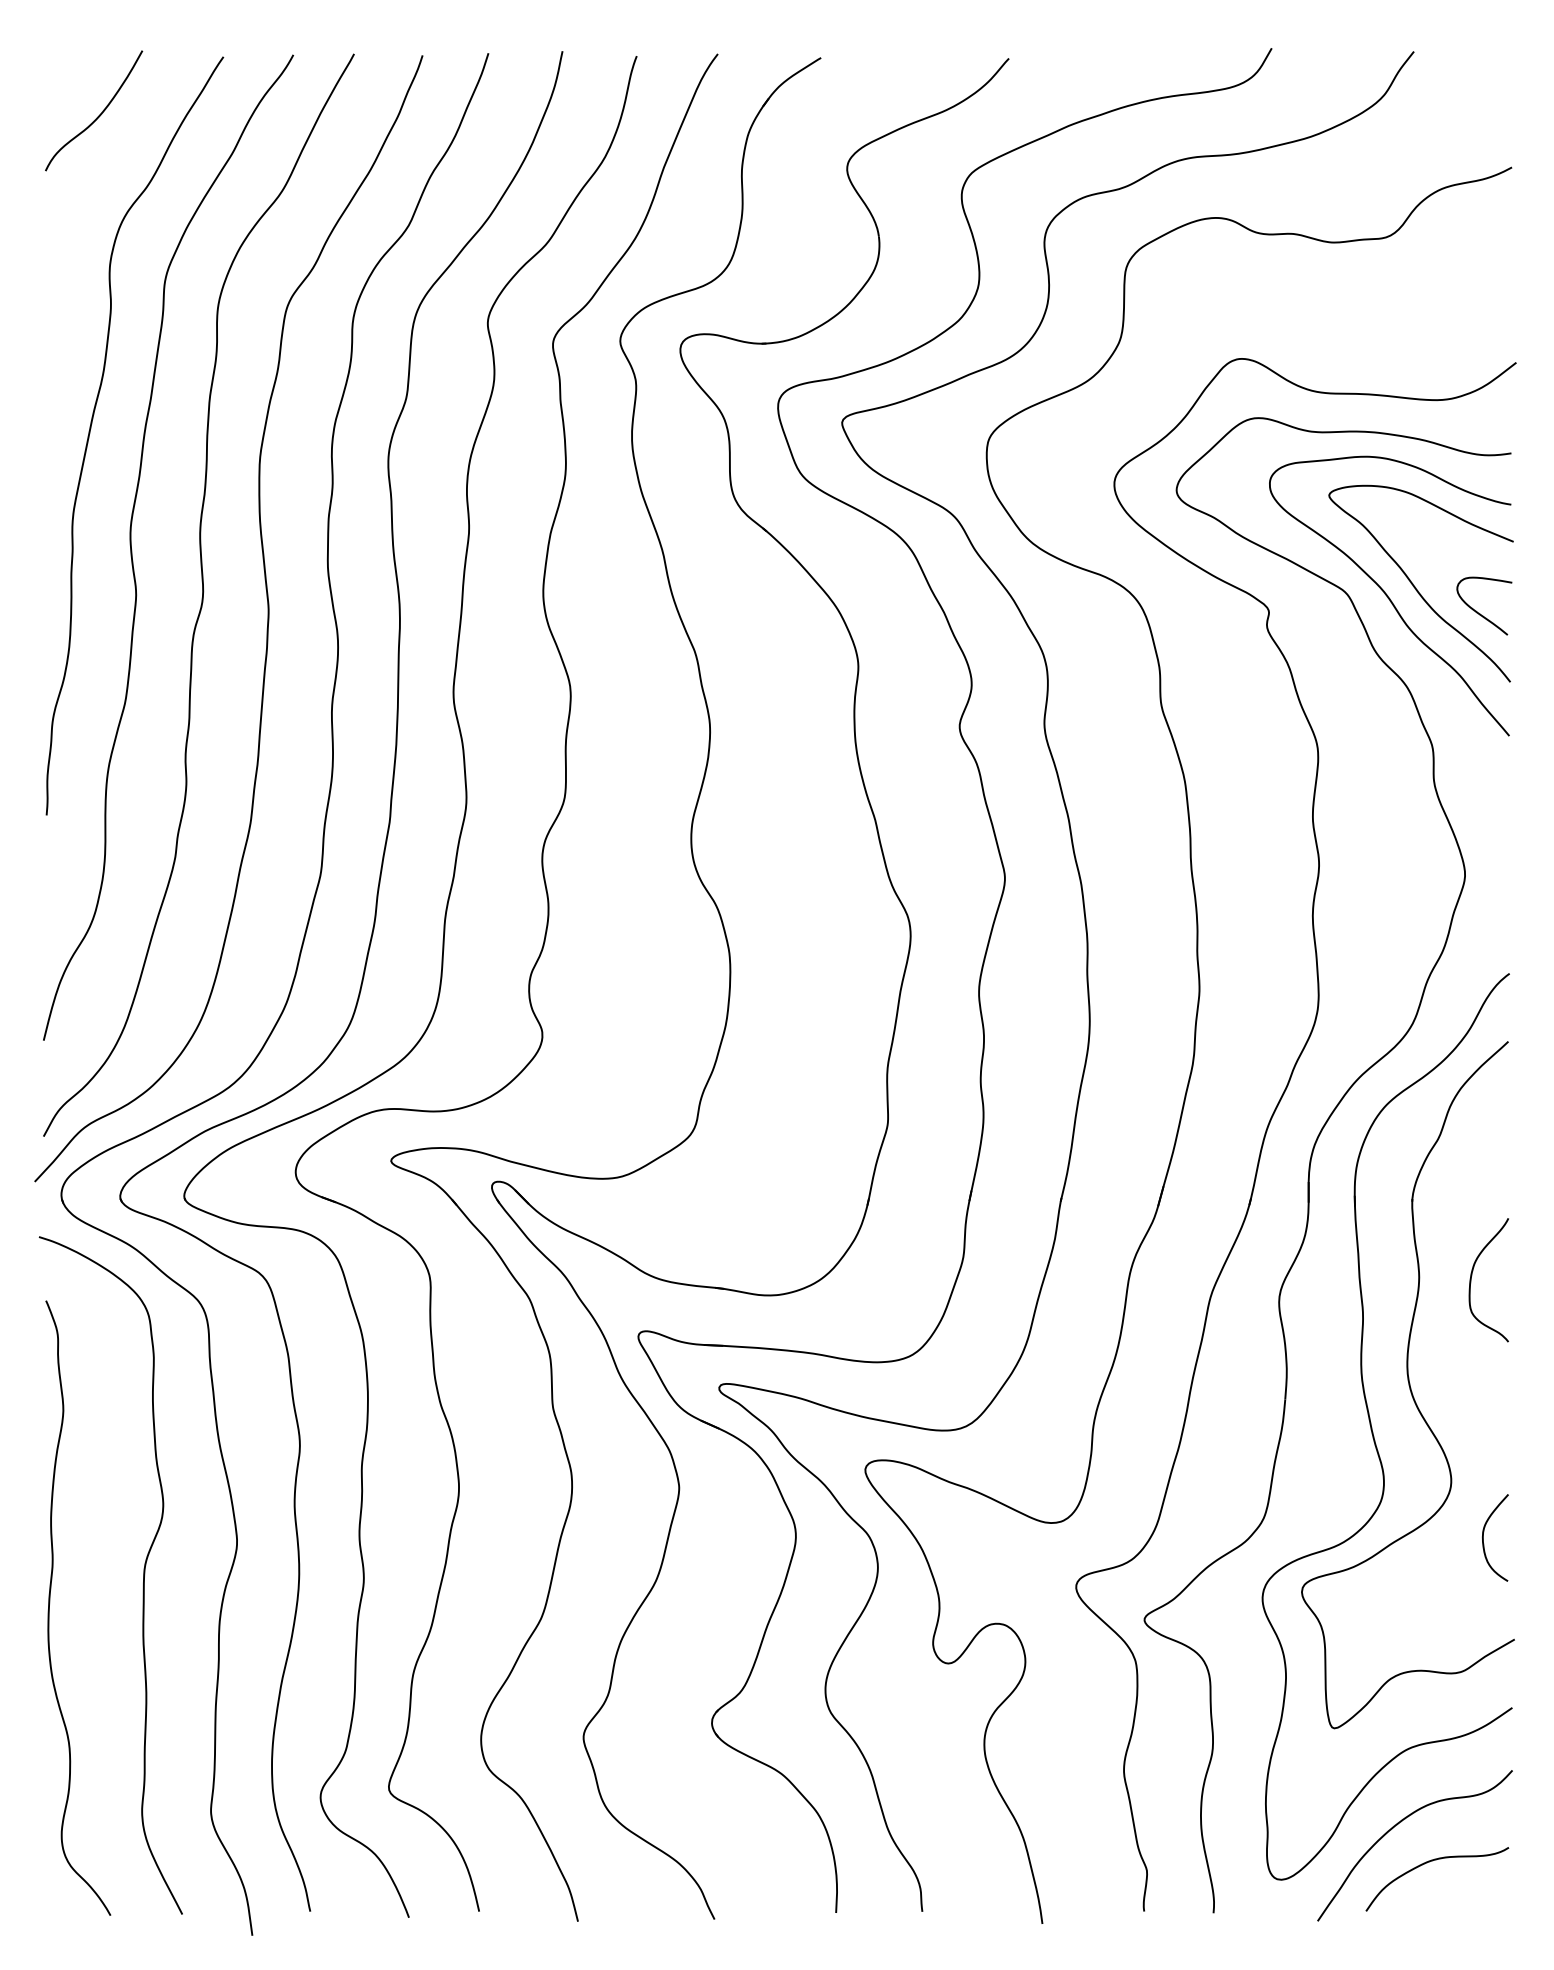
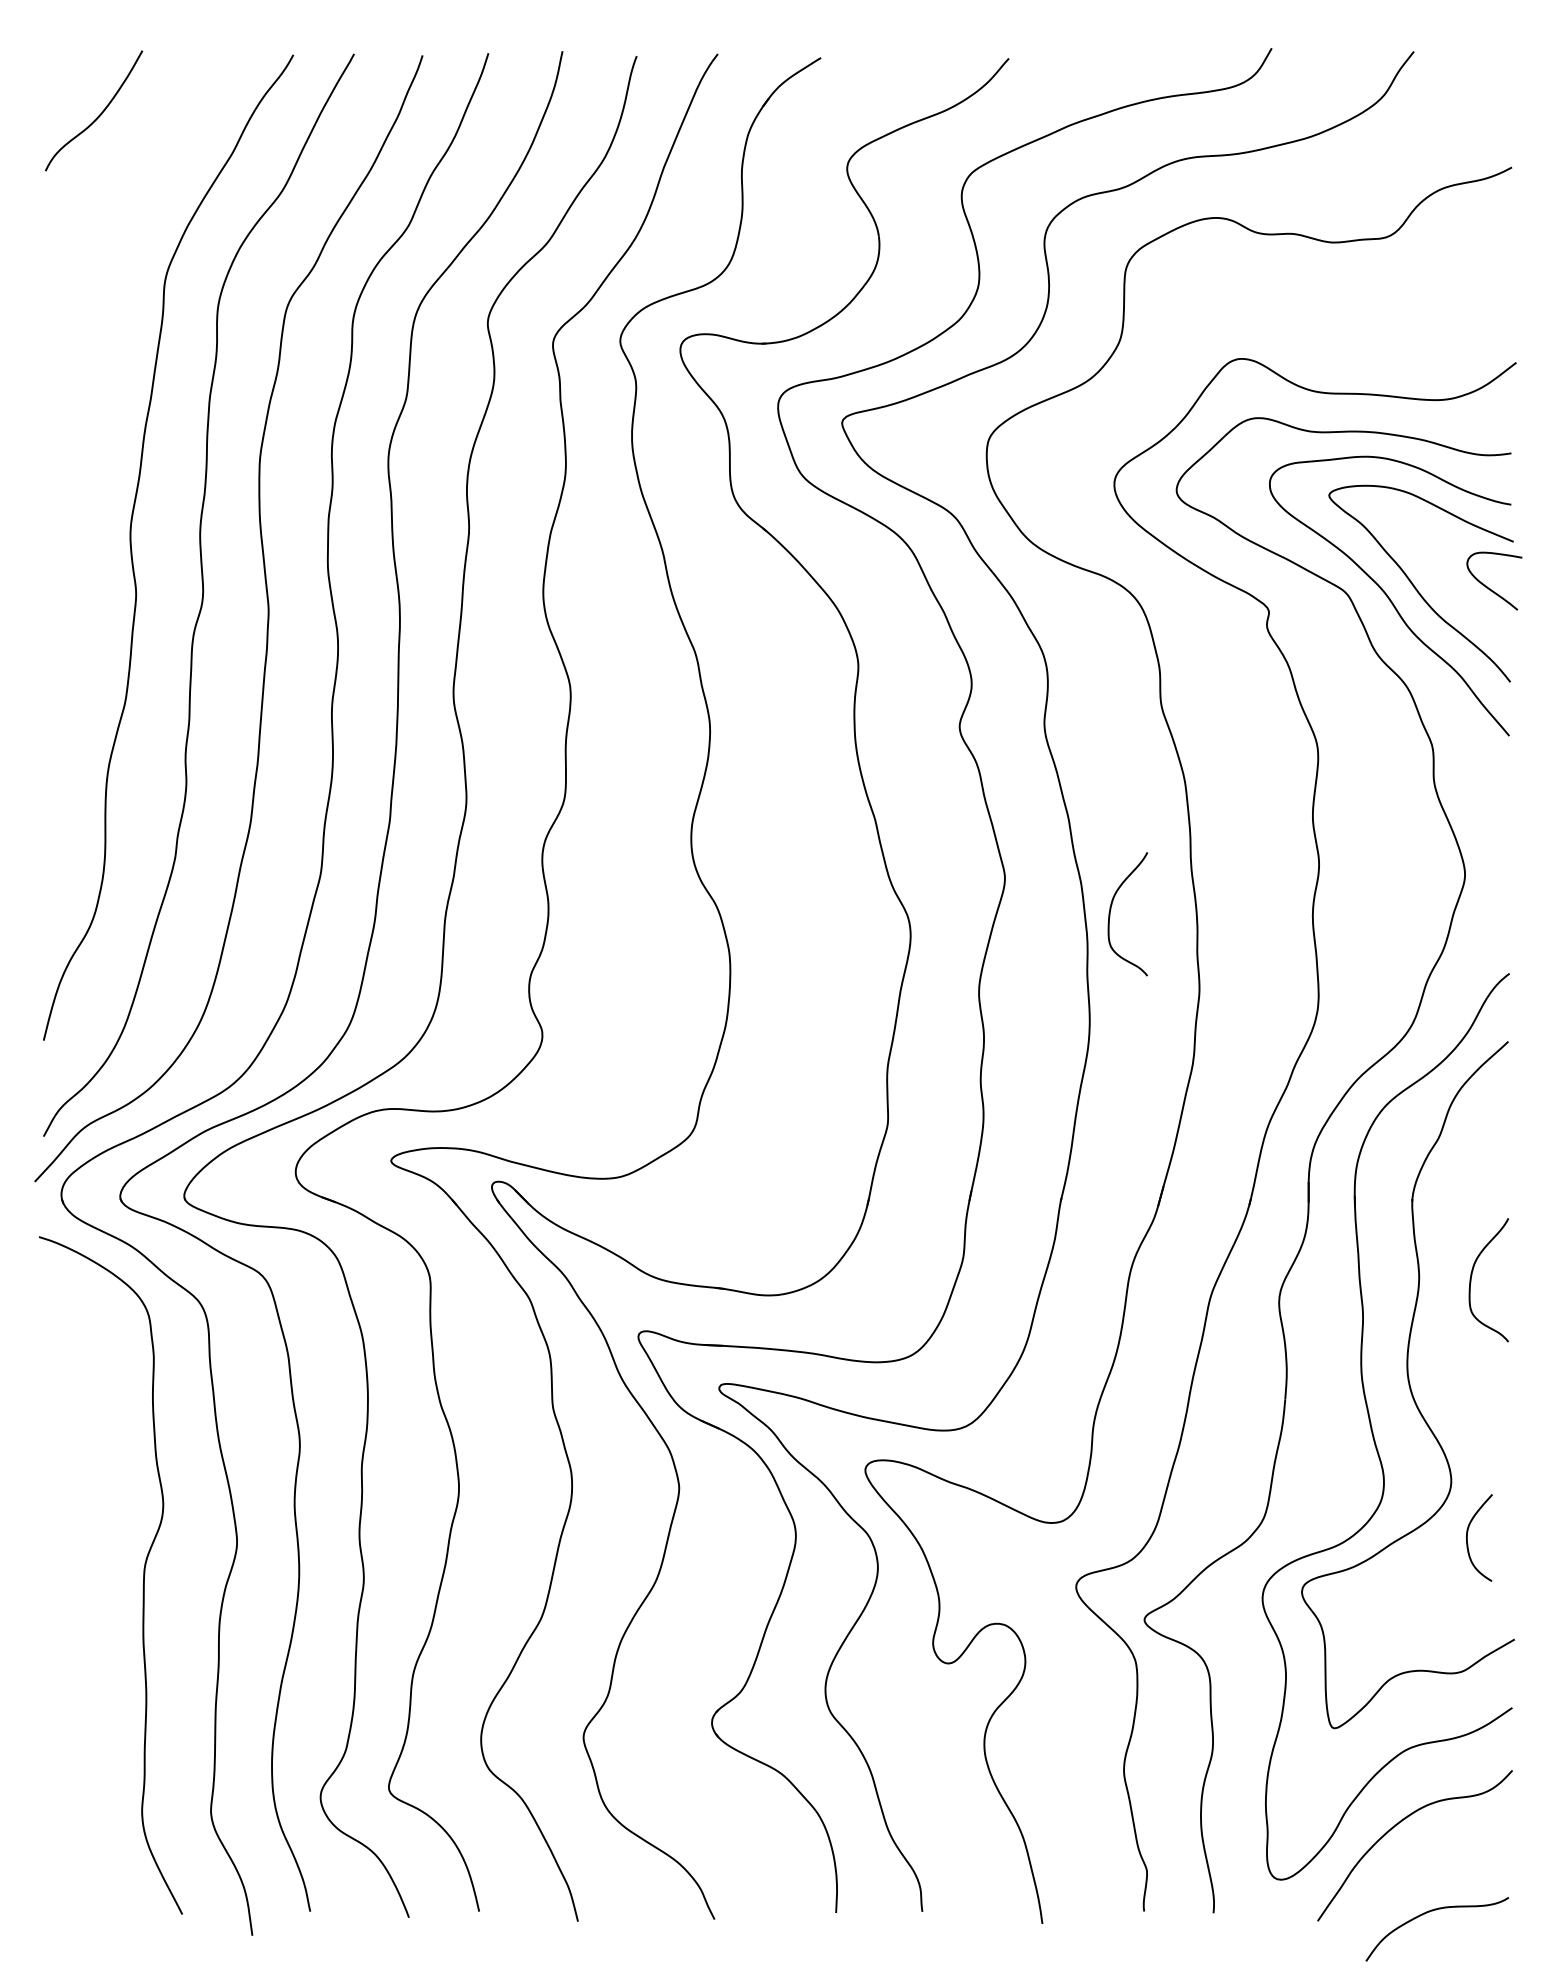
curve: present -> none (92, 424)
curve position: (1480, 613) -> (1490, 588) (1490, 588)
curve: none -> present (1111, 909)
curve position: (1483, 1537) -> (1467, 1537) (1467, 1537)
curve: present -> none (50, 1603)
curve position: (1432, 1861) -> (1432, 1911) (1432, 1911)
